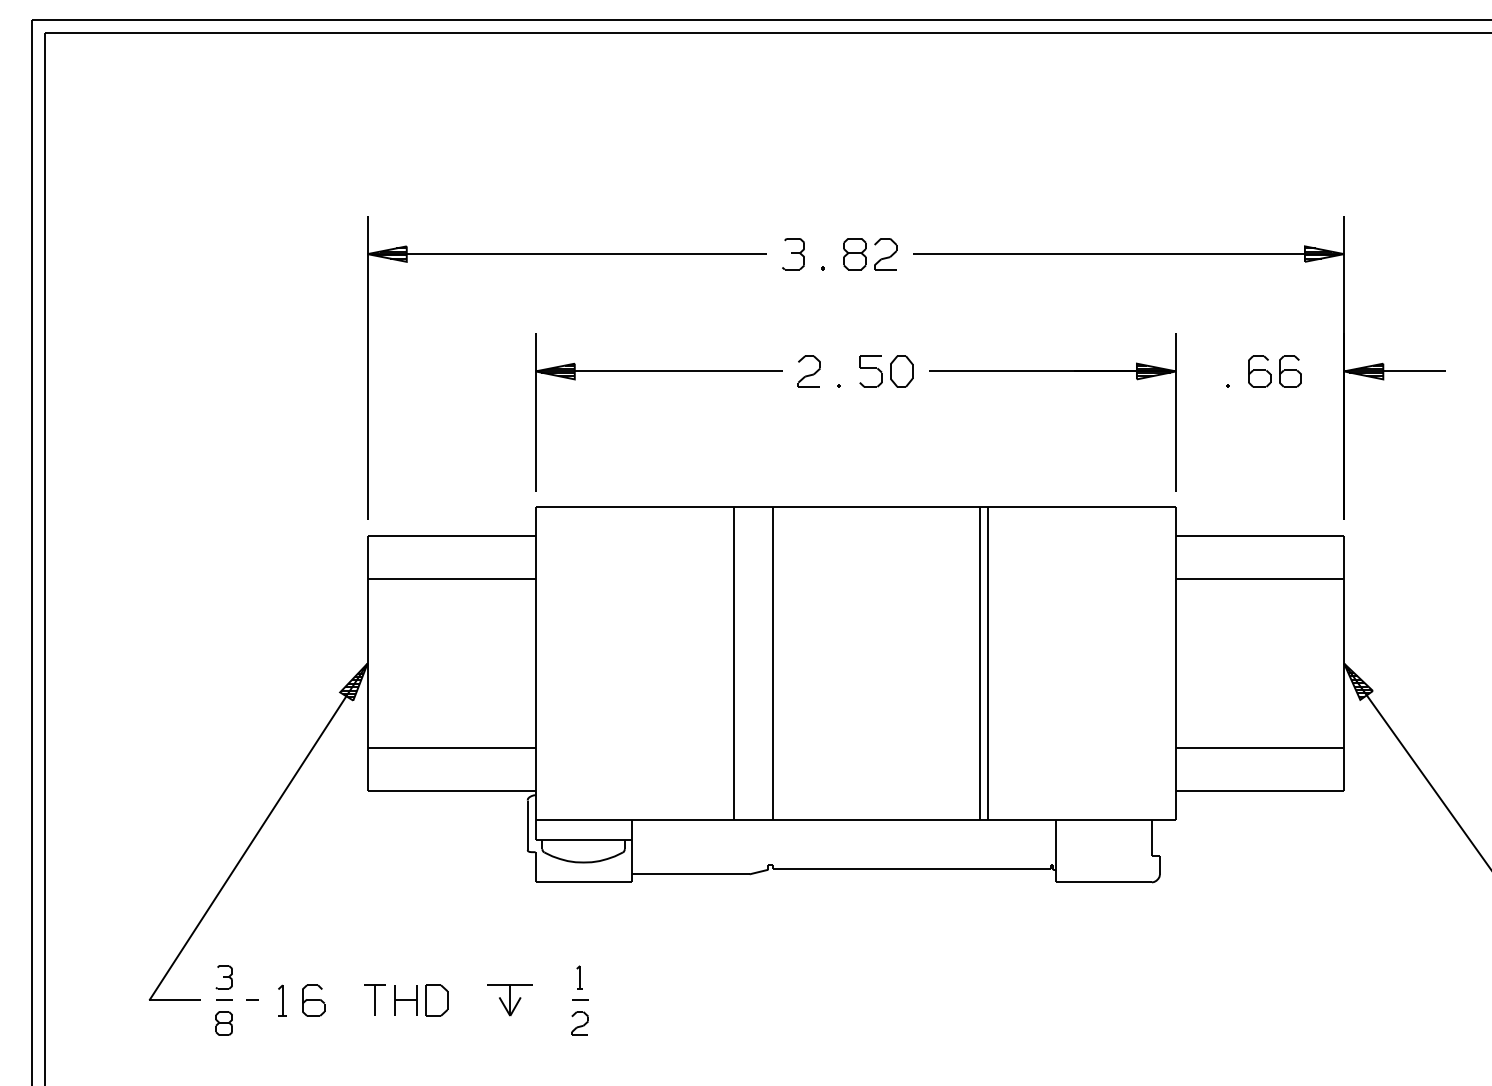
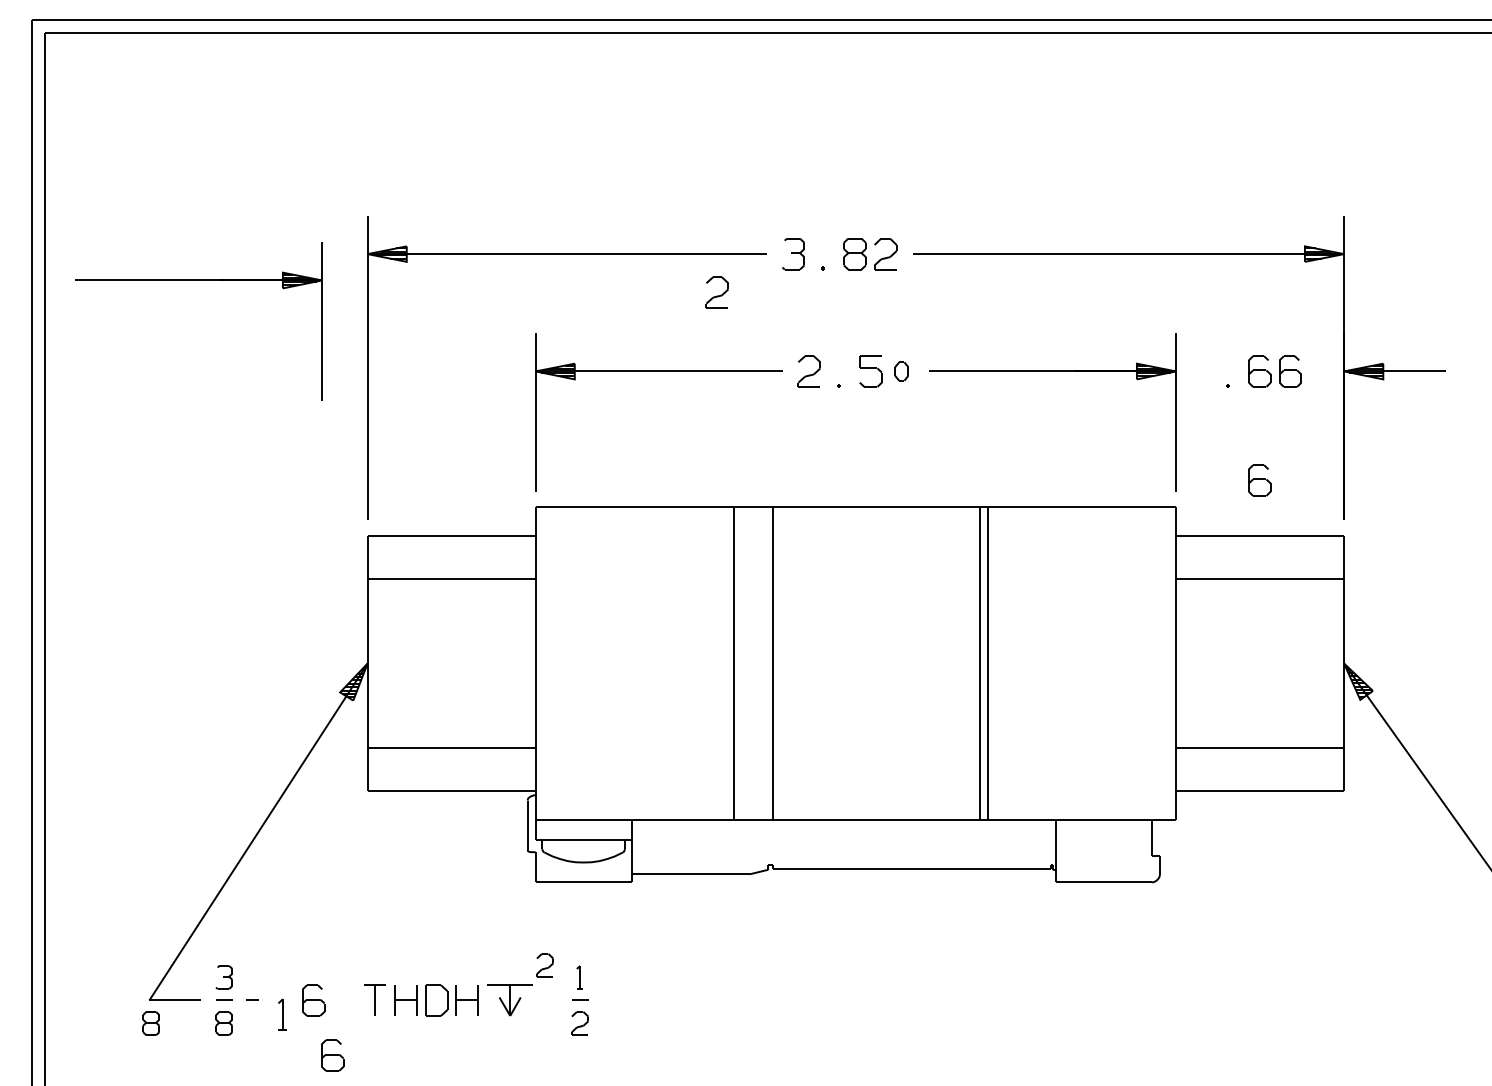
part: none -> present (198, 280)
part: none -> present (716, 292)
part size: 24x33 px -> 15x21 px (901, 371)
part: none -> present (1259, 480)
part: none -> present (544, 965)
part position: (282, 1000) -> (282, 1014) (282, 1014)
part: none -> present (466, 1000)
part: none -> present (150, 1023)
part: none -> present (332, 1055)
